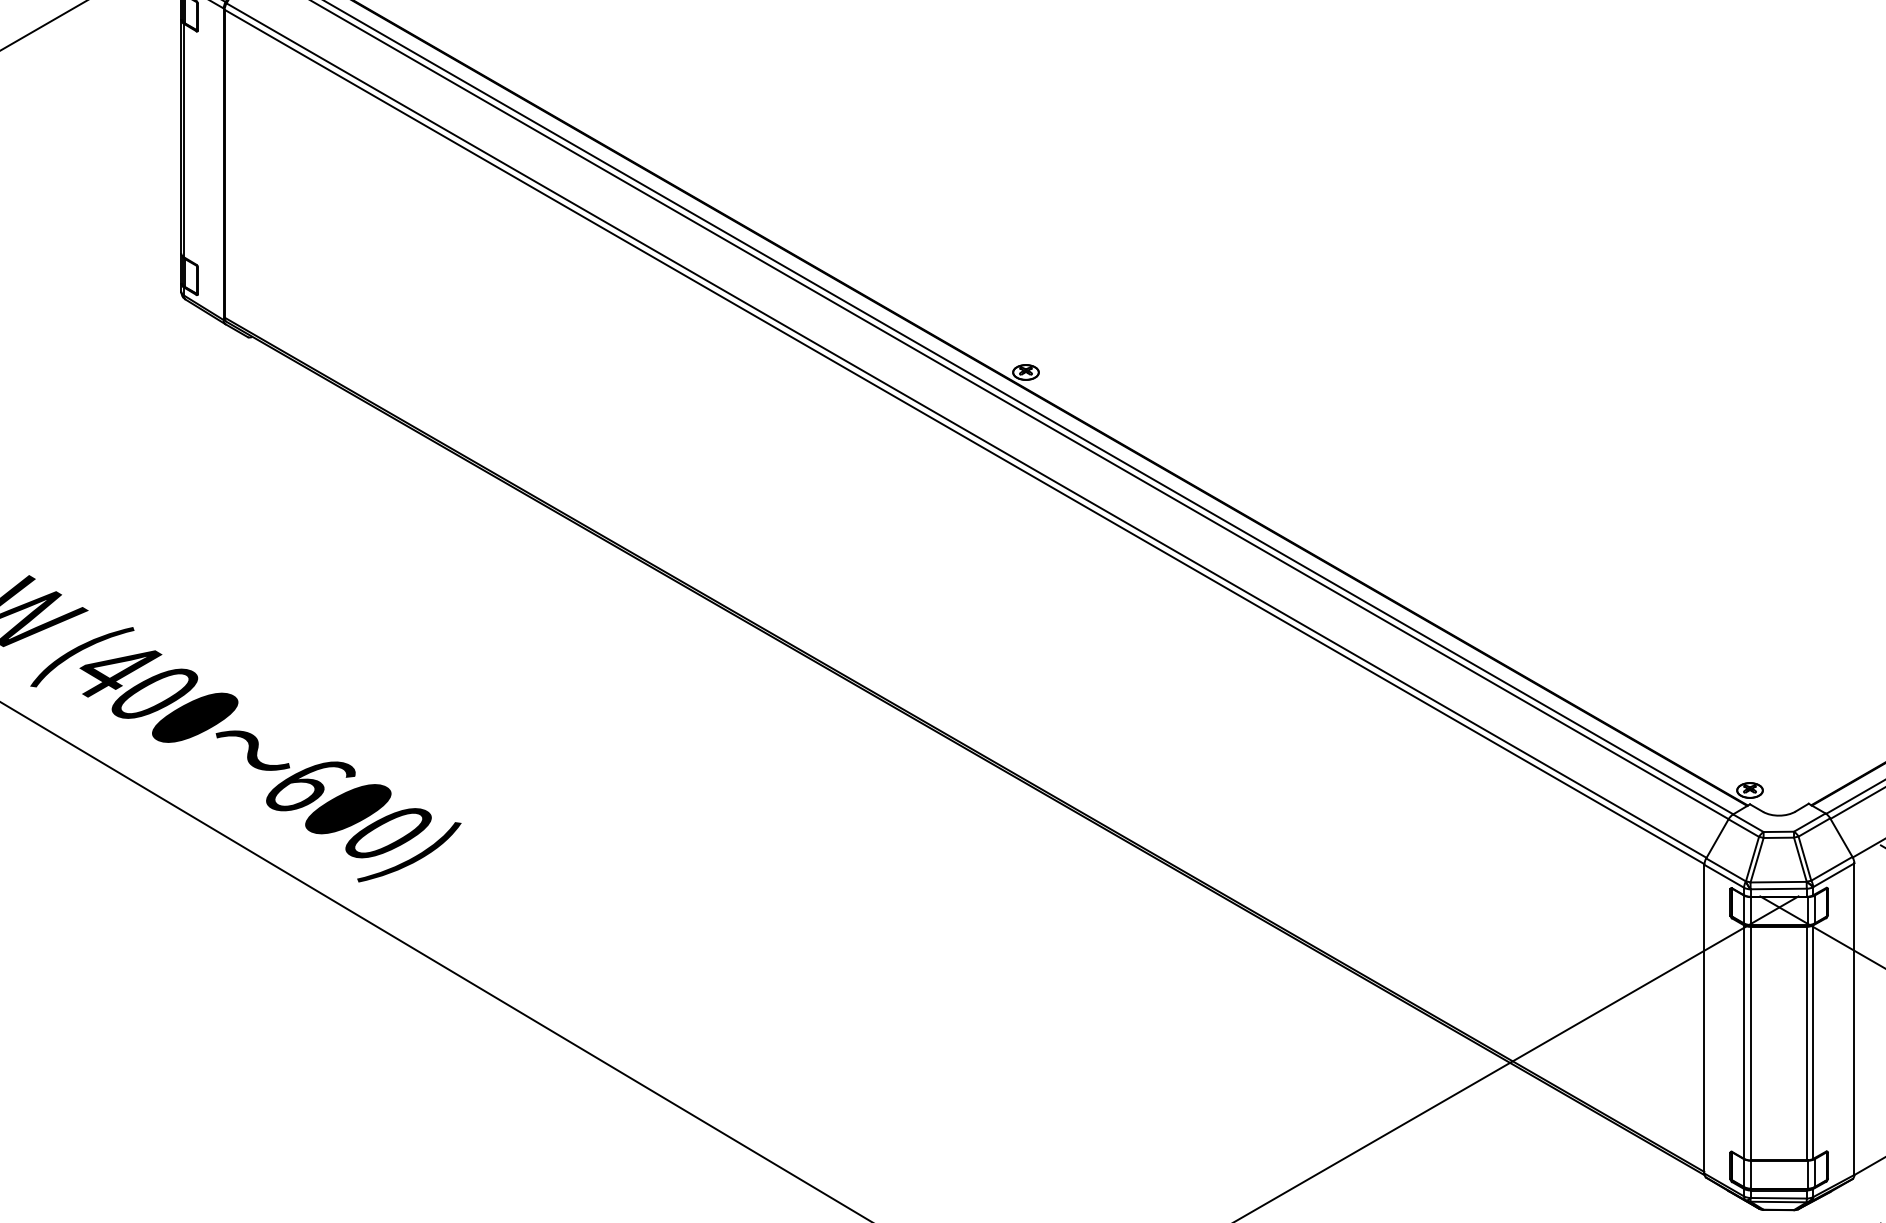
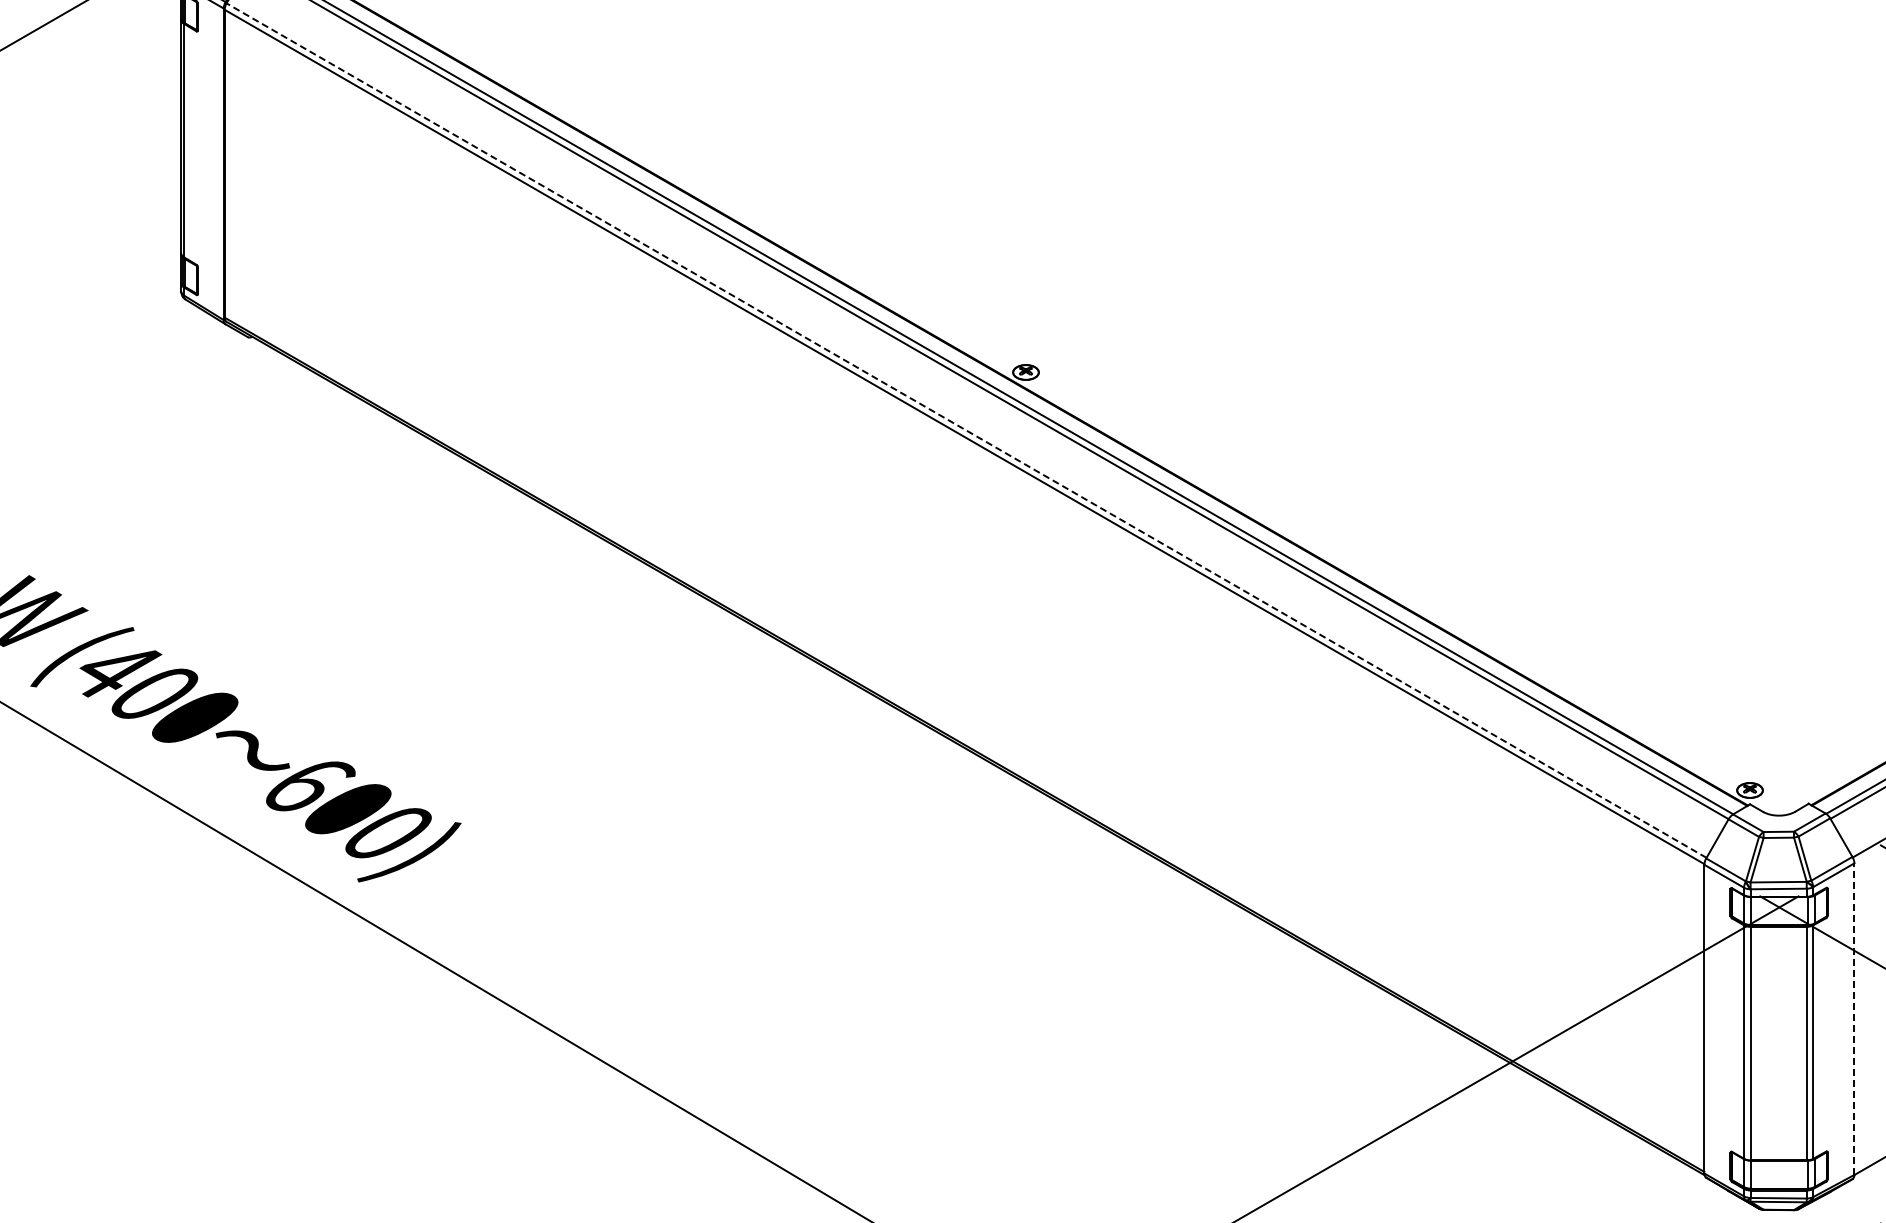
line: solid -> dashed (966, 430)
line: solid -> dashed (1854, 1019)
